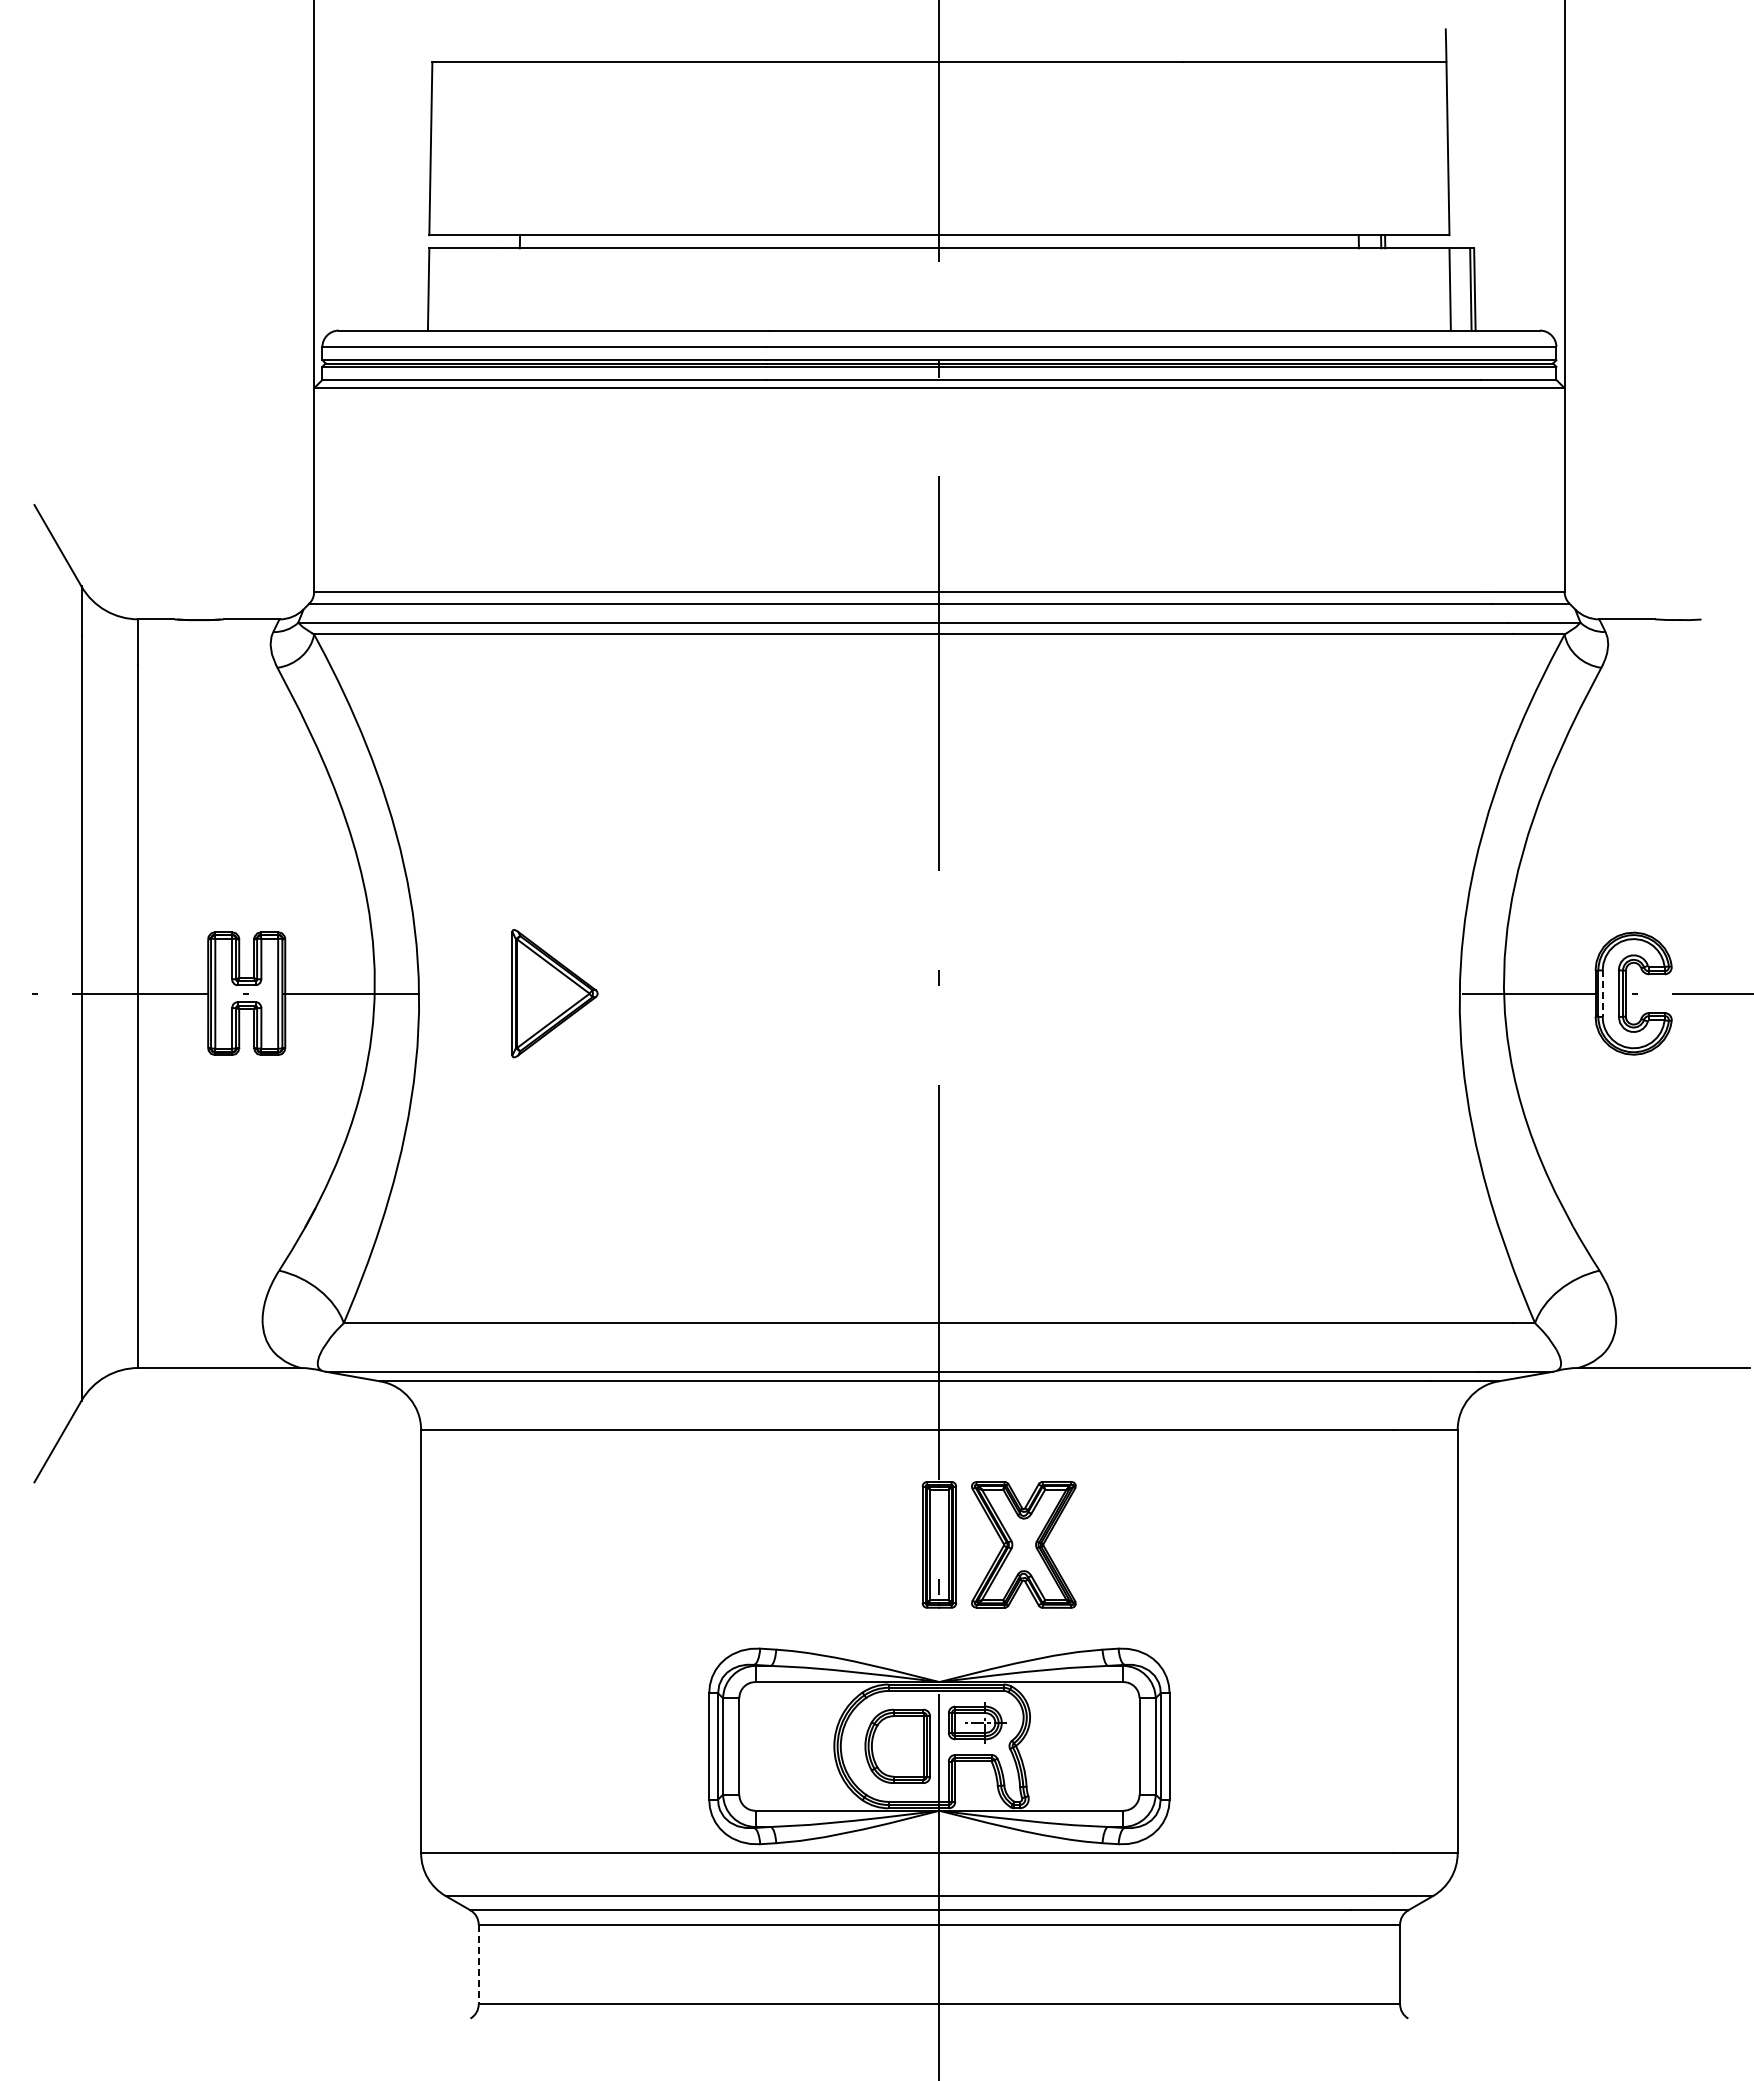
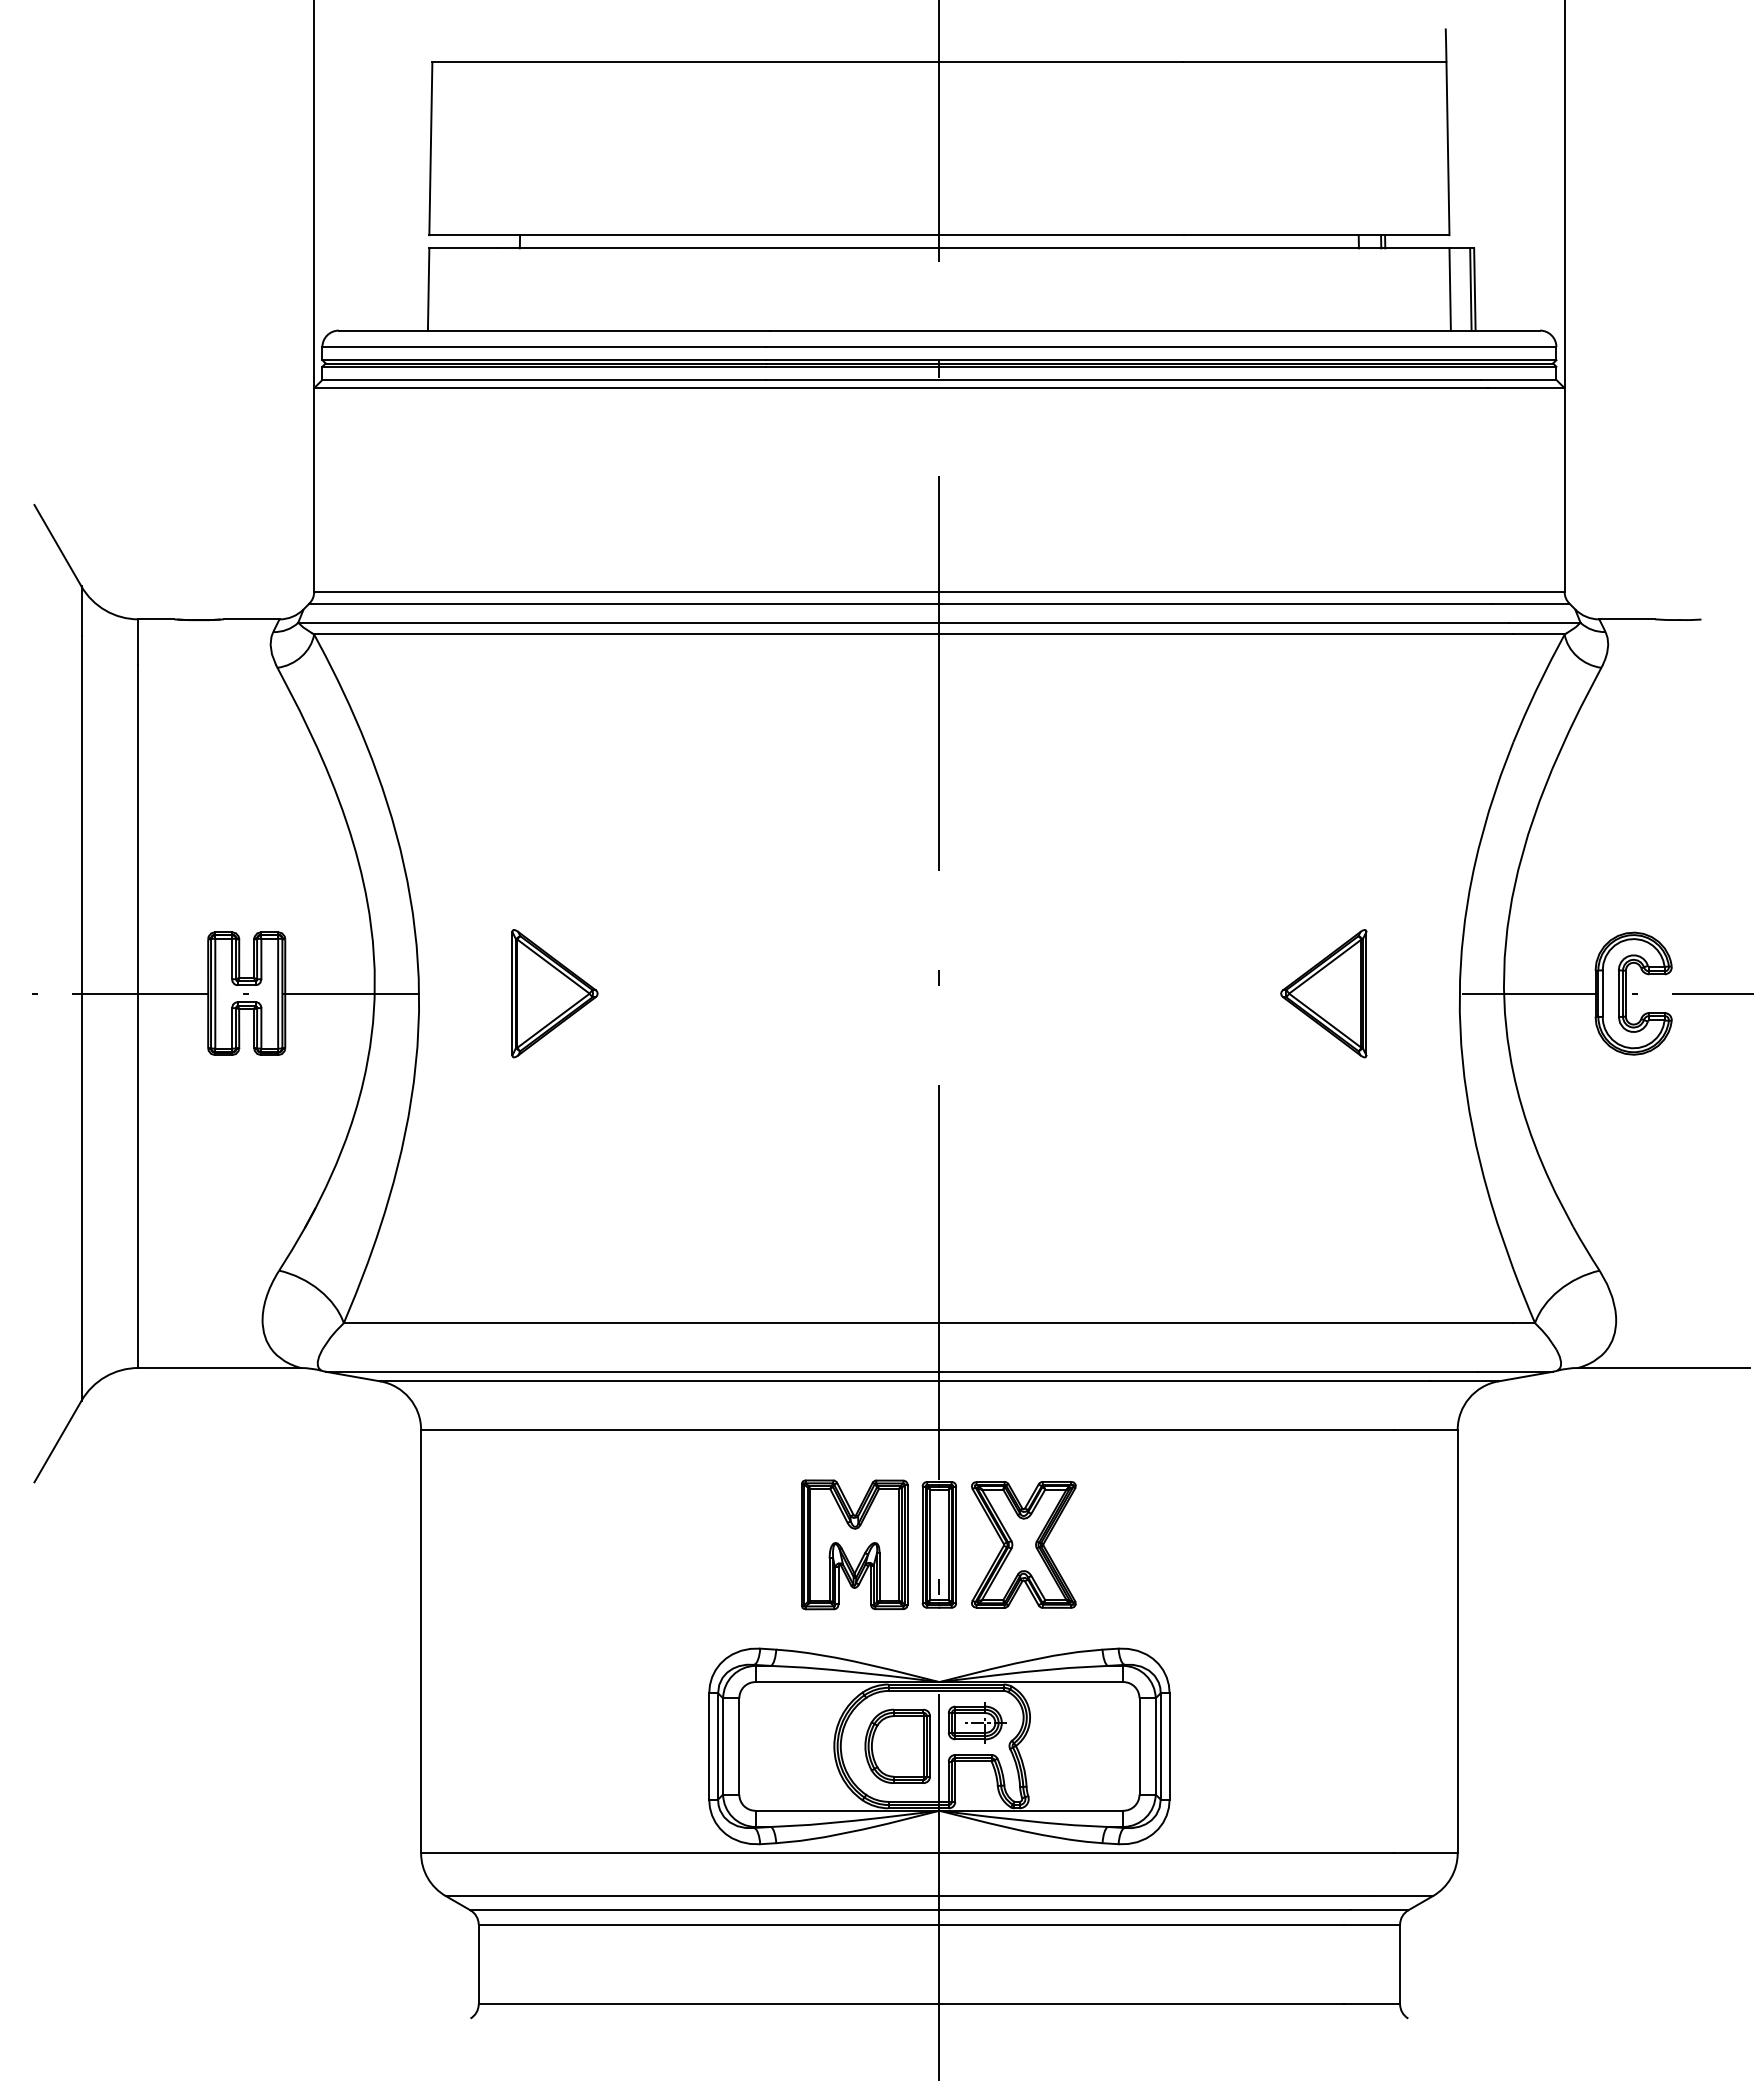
part: none -> present (1323, 993)
line: dashed -> solid (1602, 994)
part: none -> present (854, 1544)
line: dashed -> solid (478, 1964)
